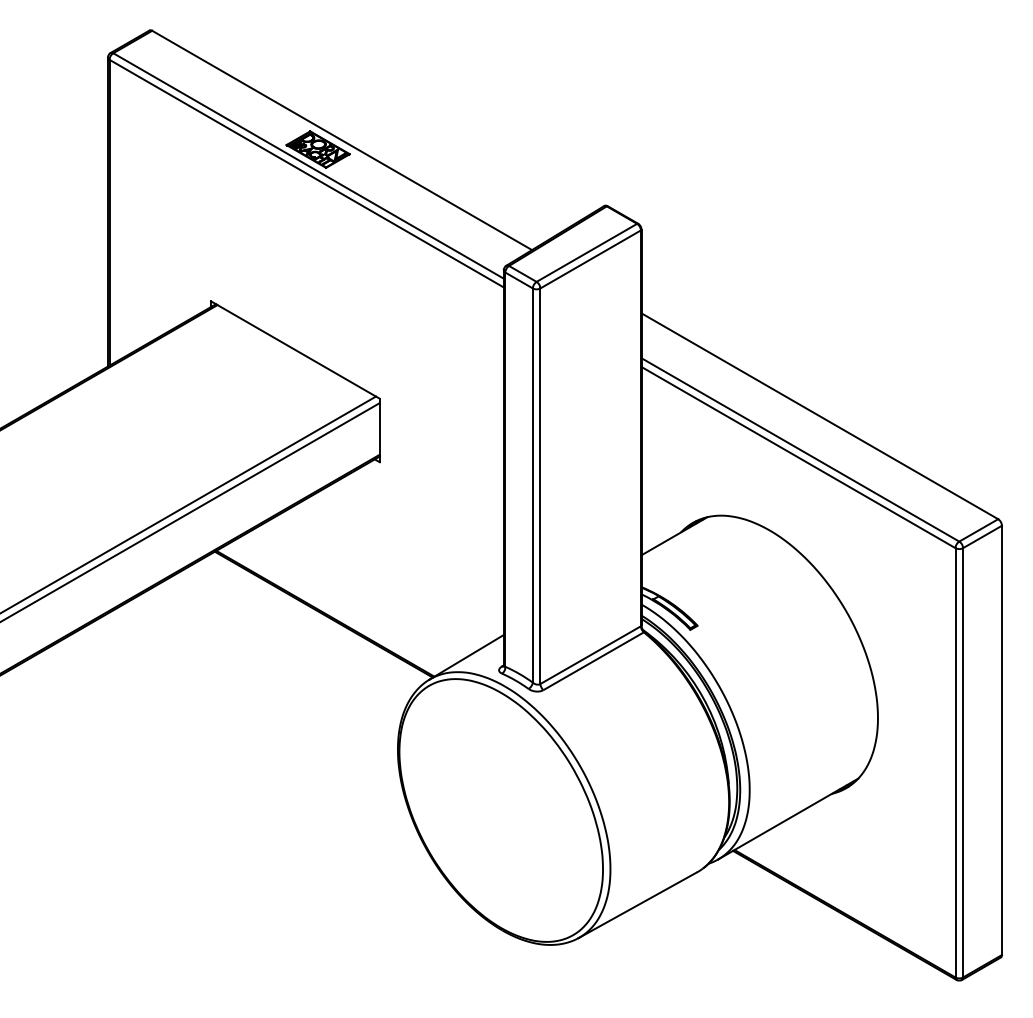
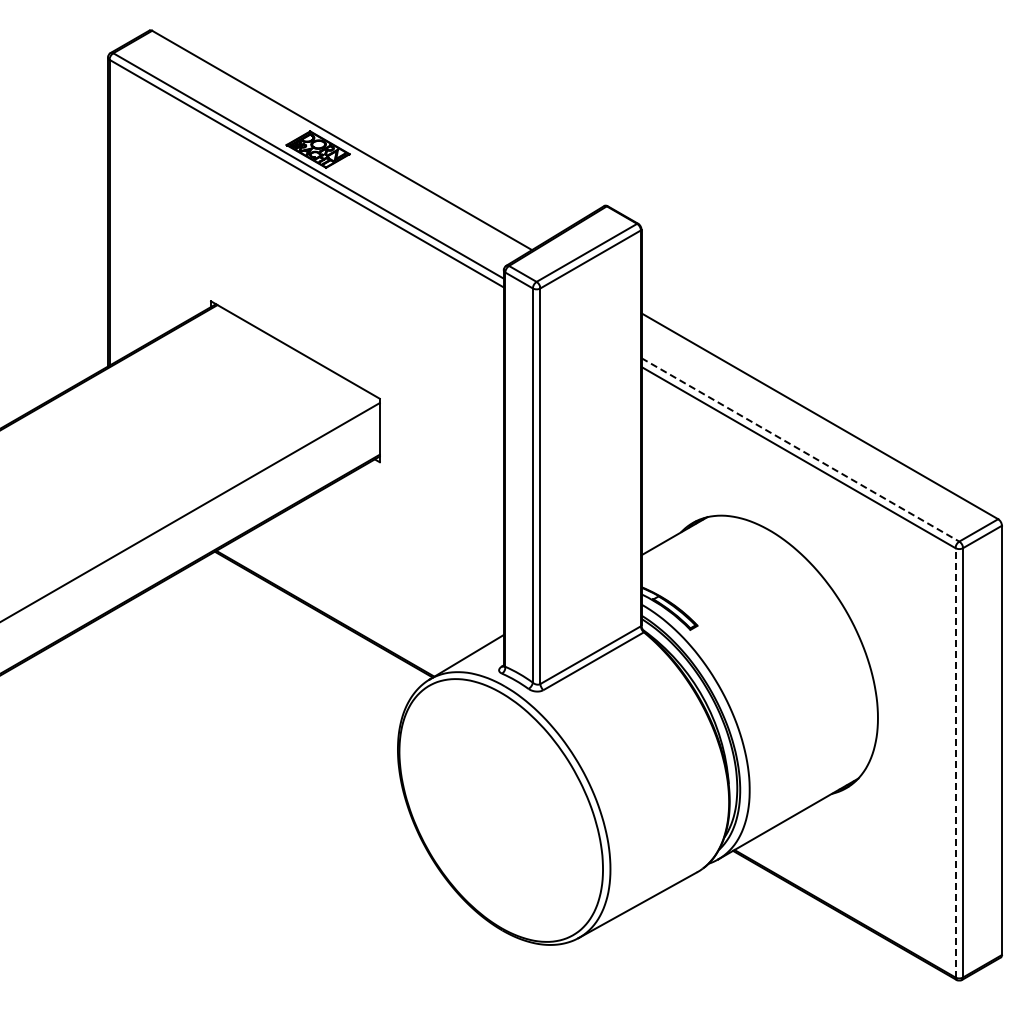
line: solid -> dashed (800, 450)
line: present -> none (189, 504)
line: solid -> dashed (955, 762)
